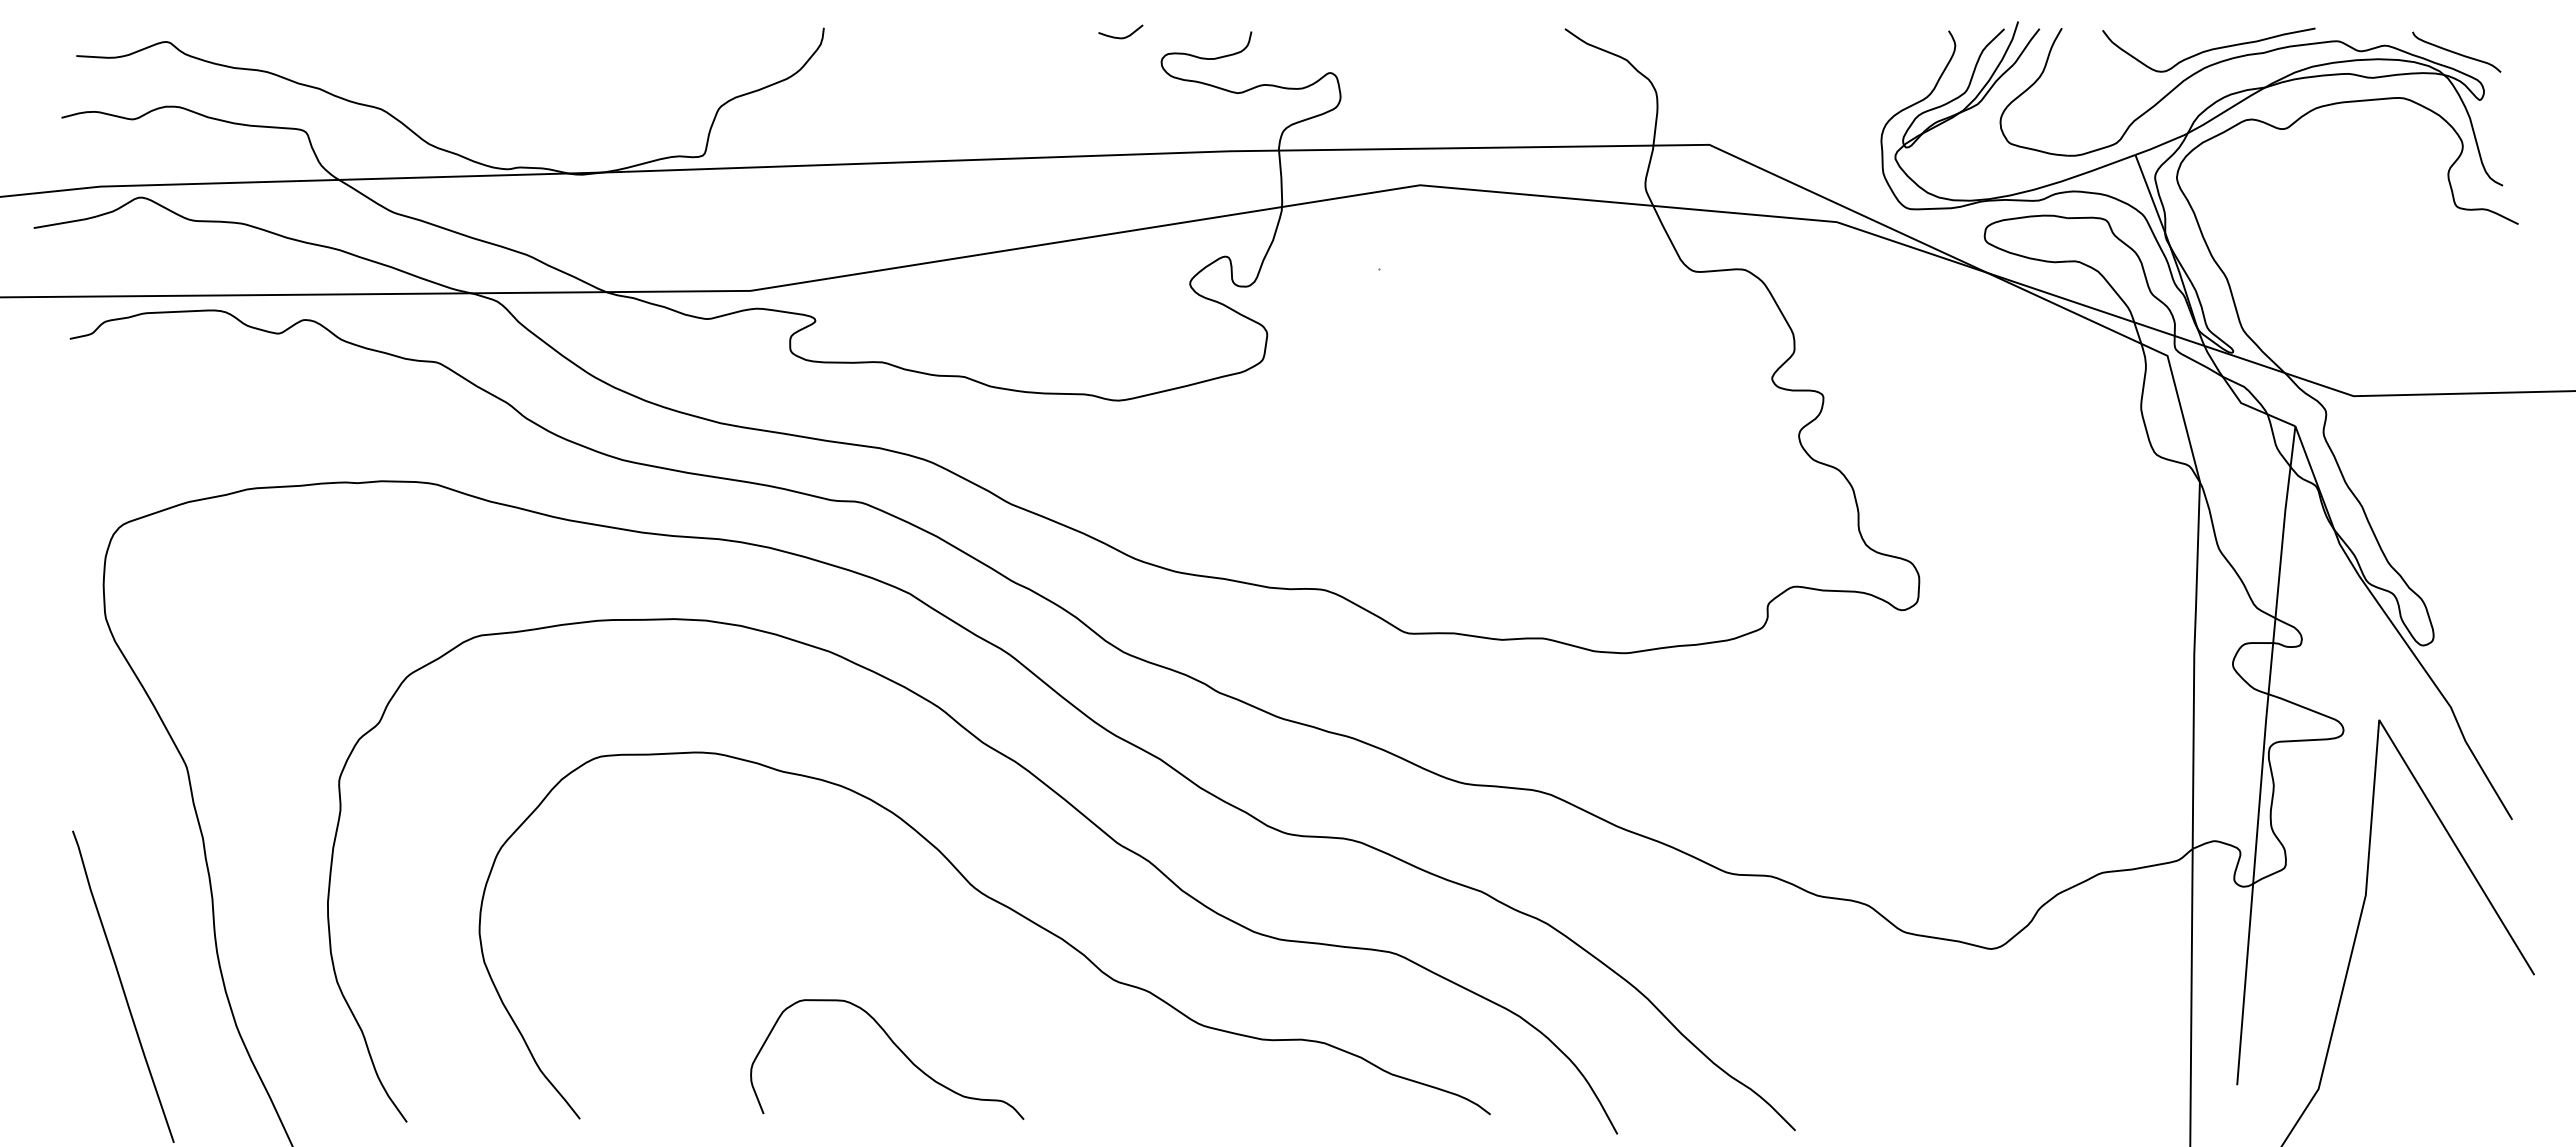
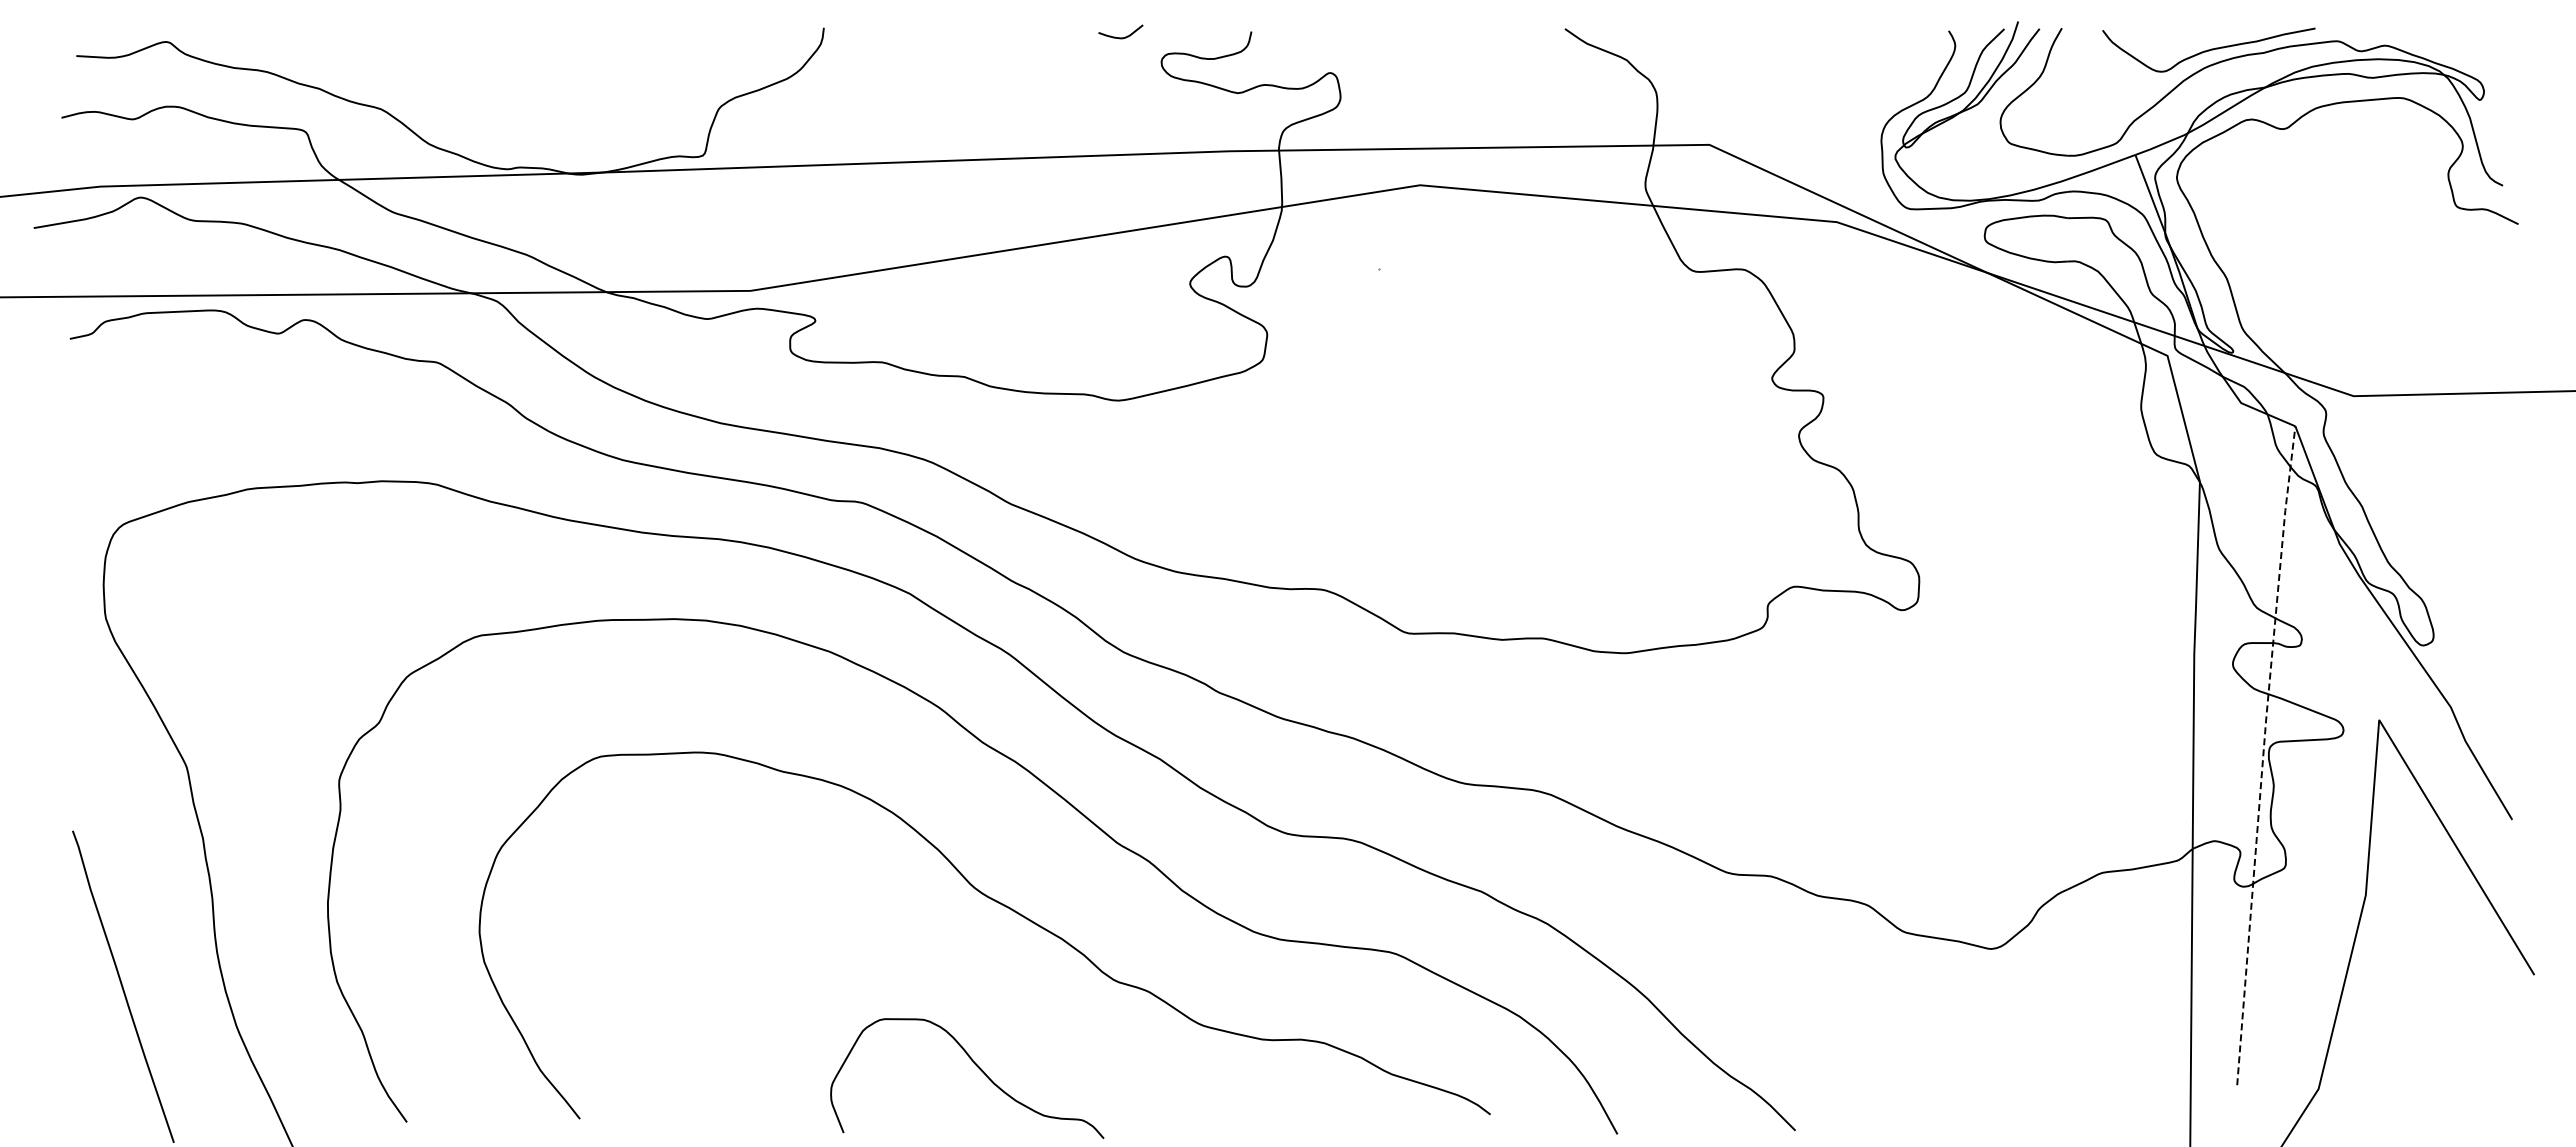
curve: present -> none (2456, 52)
line: solid -> dashed (2263, 753)
curve position: (897, 1048) -> (977, 1067) (977, 1067)
